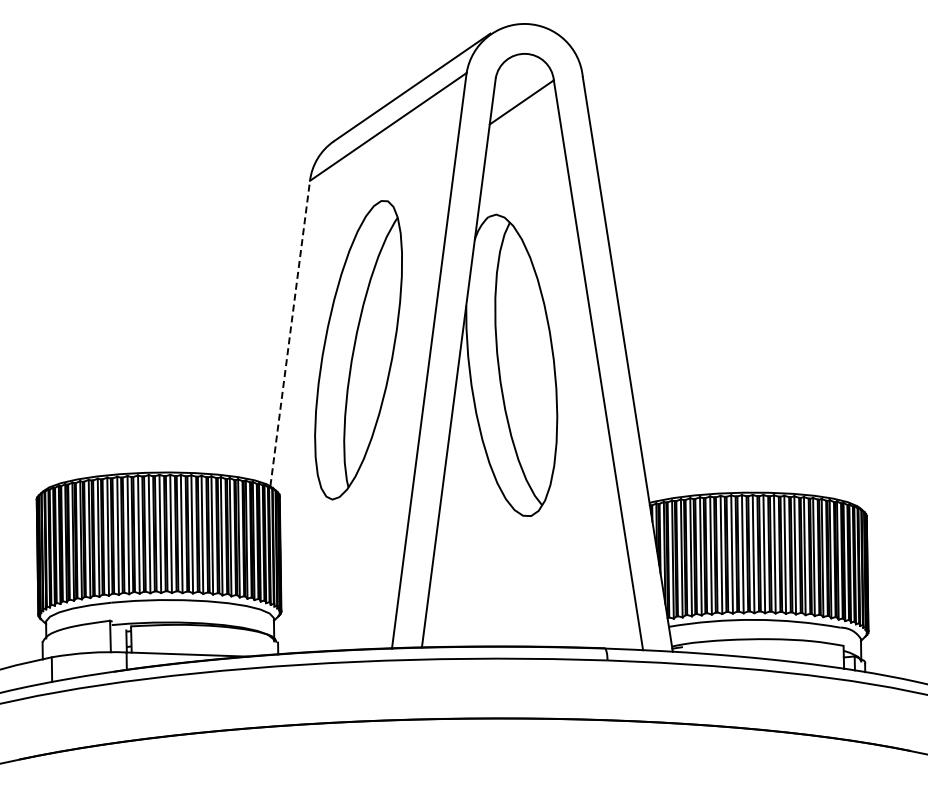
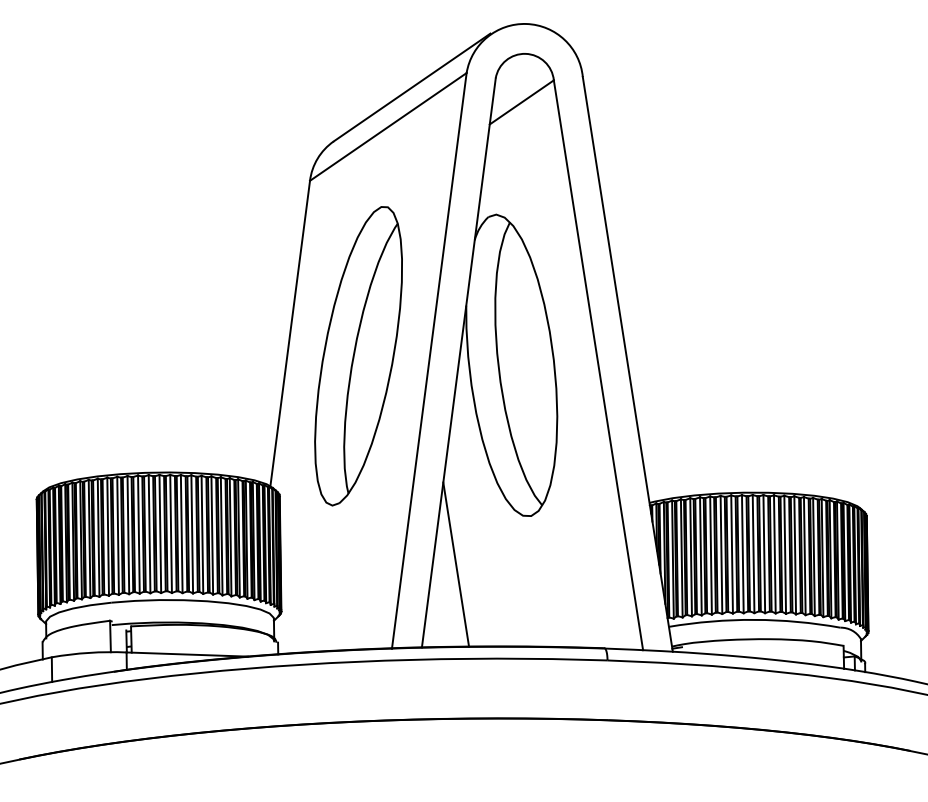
line: dashed -> solid (290, 333)
part position: (358, 350) -> (358, 356) (358, 356)
line: none -> present (456, 564)
